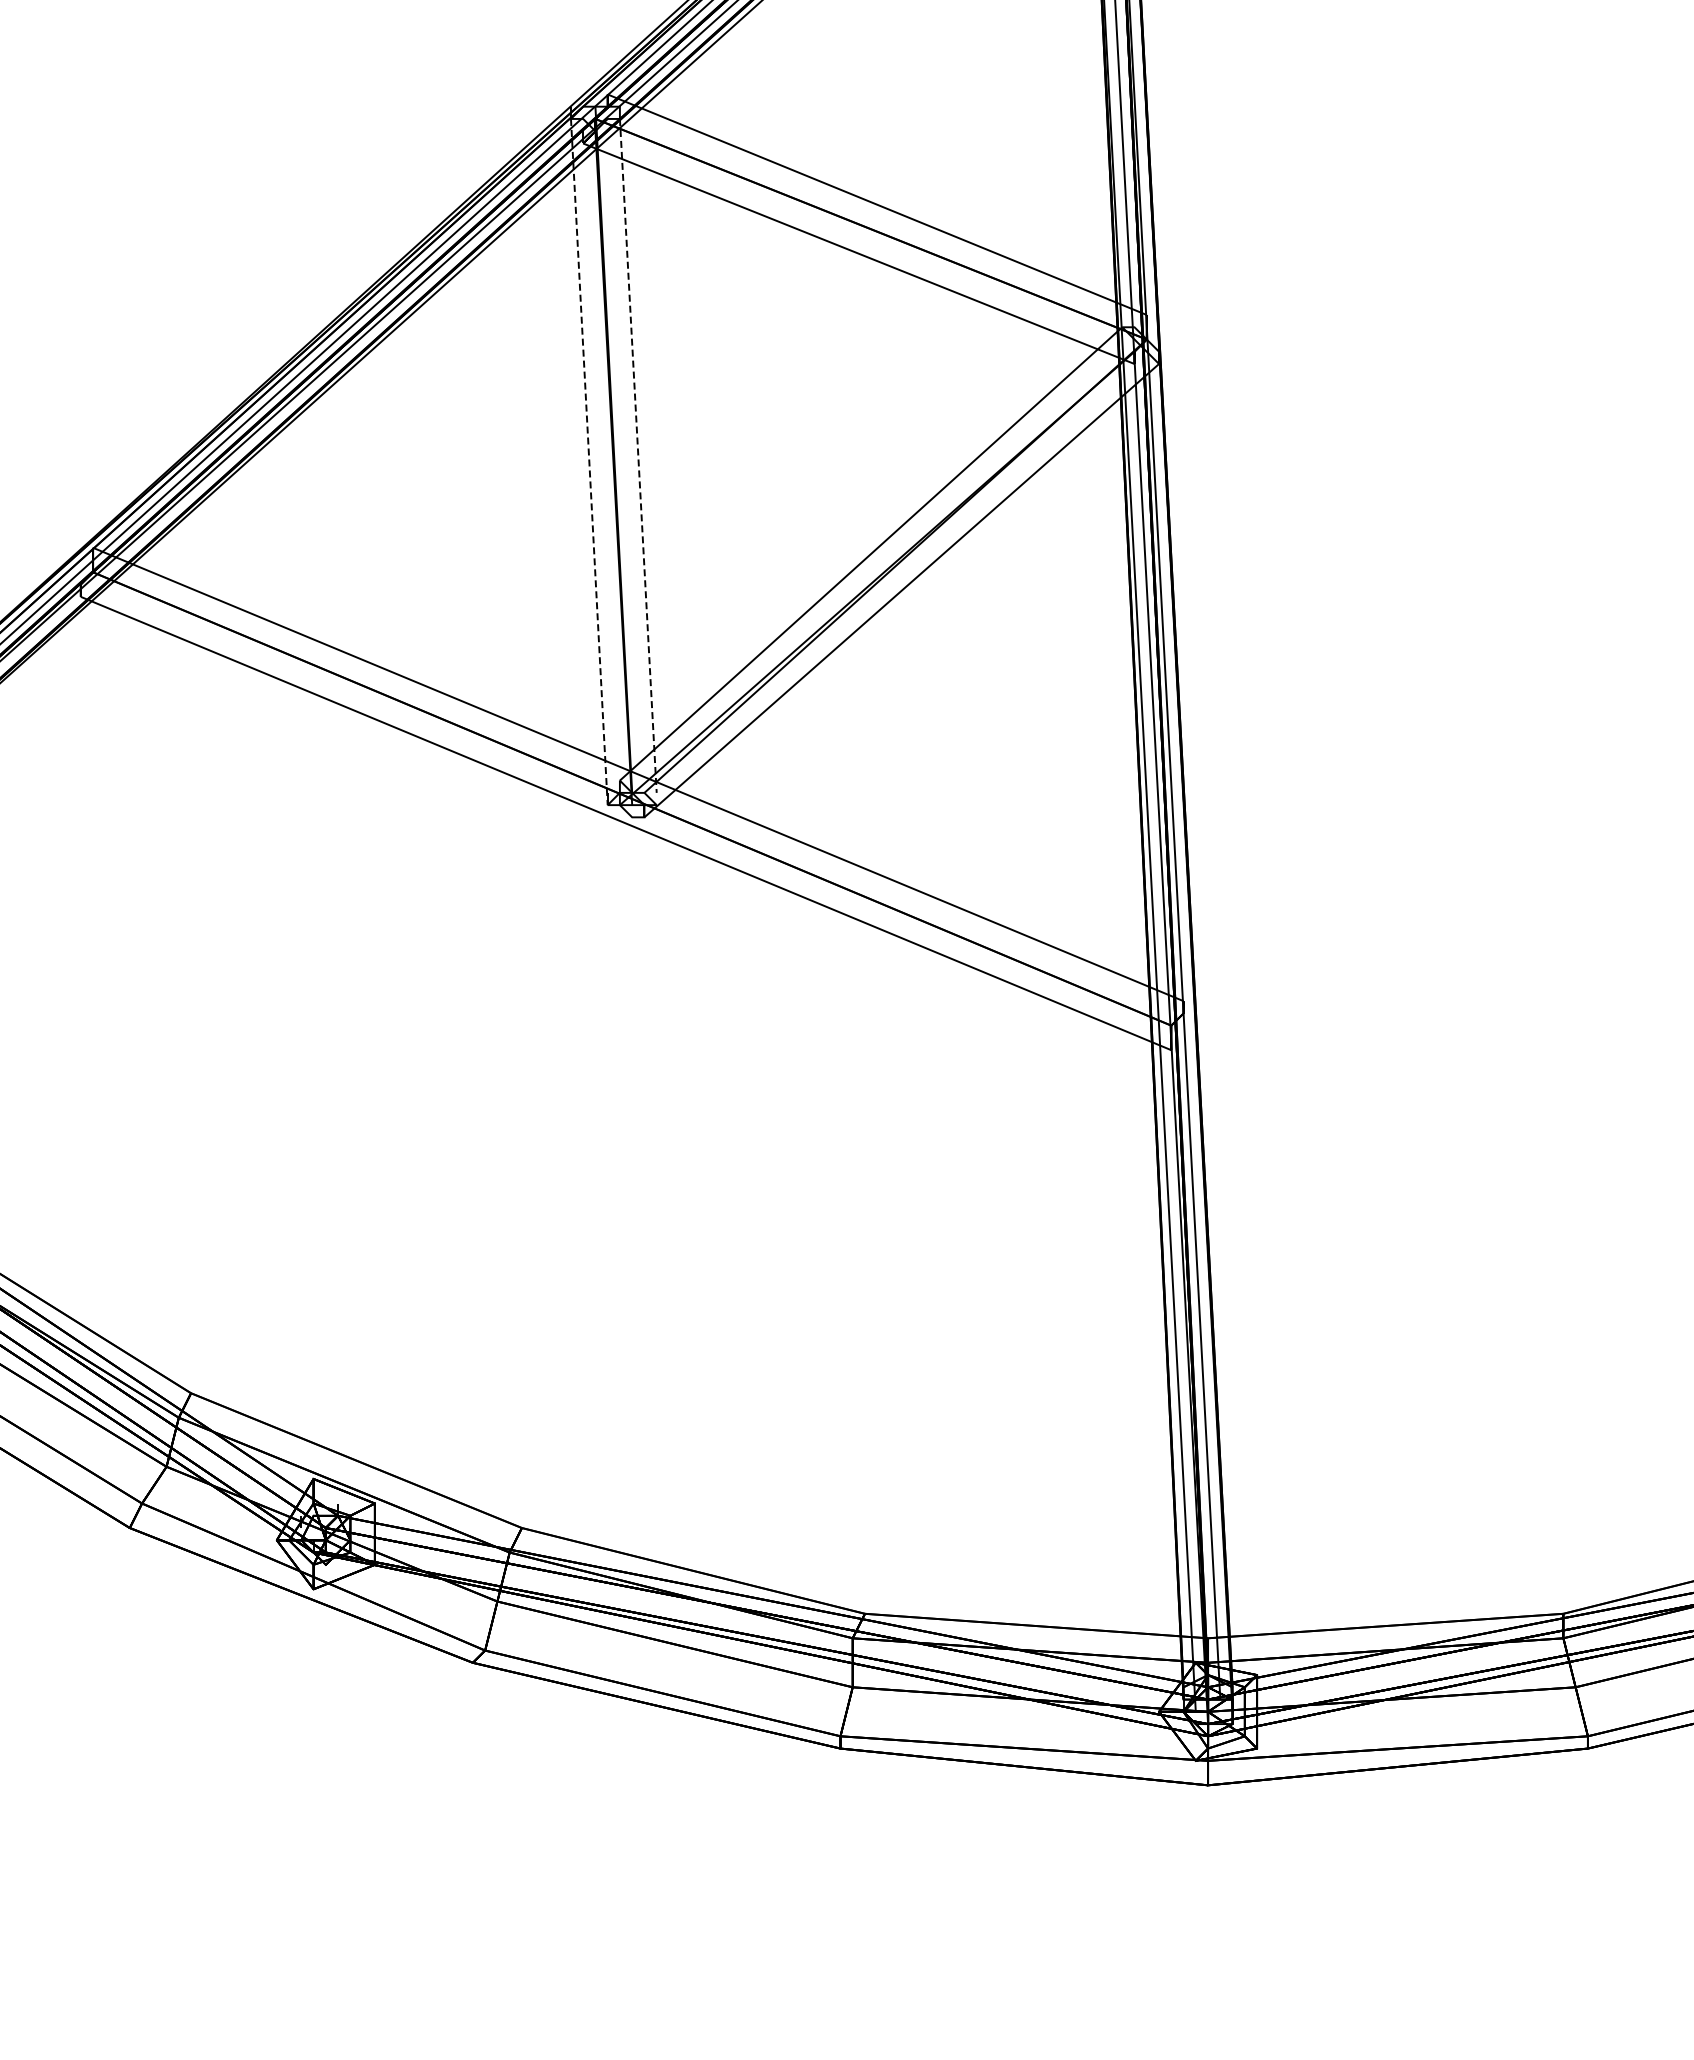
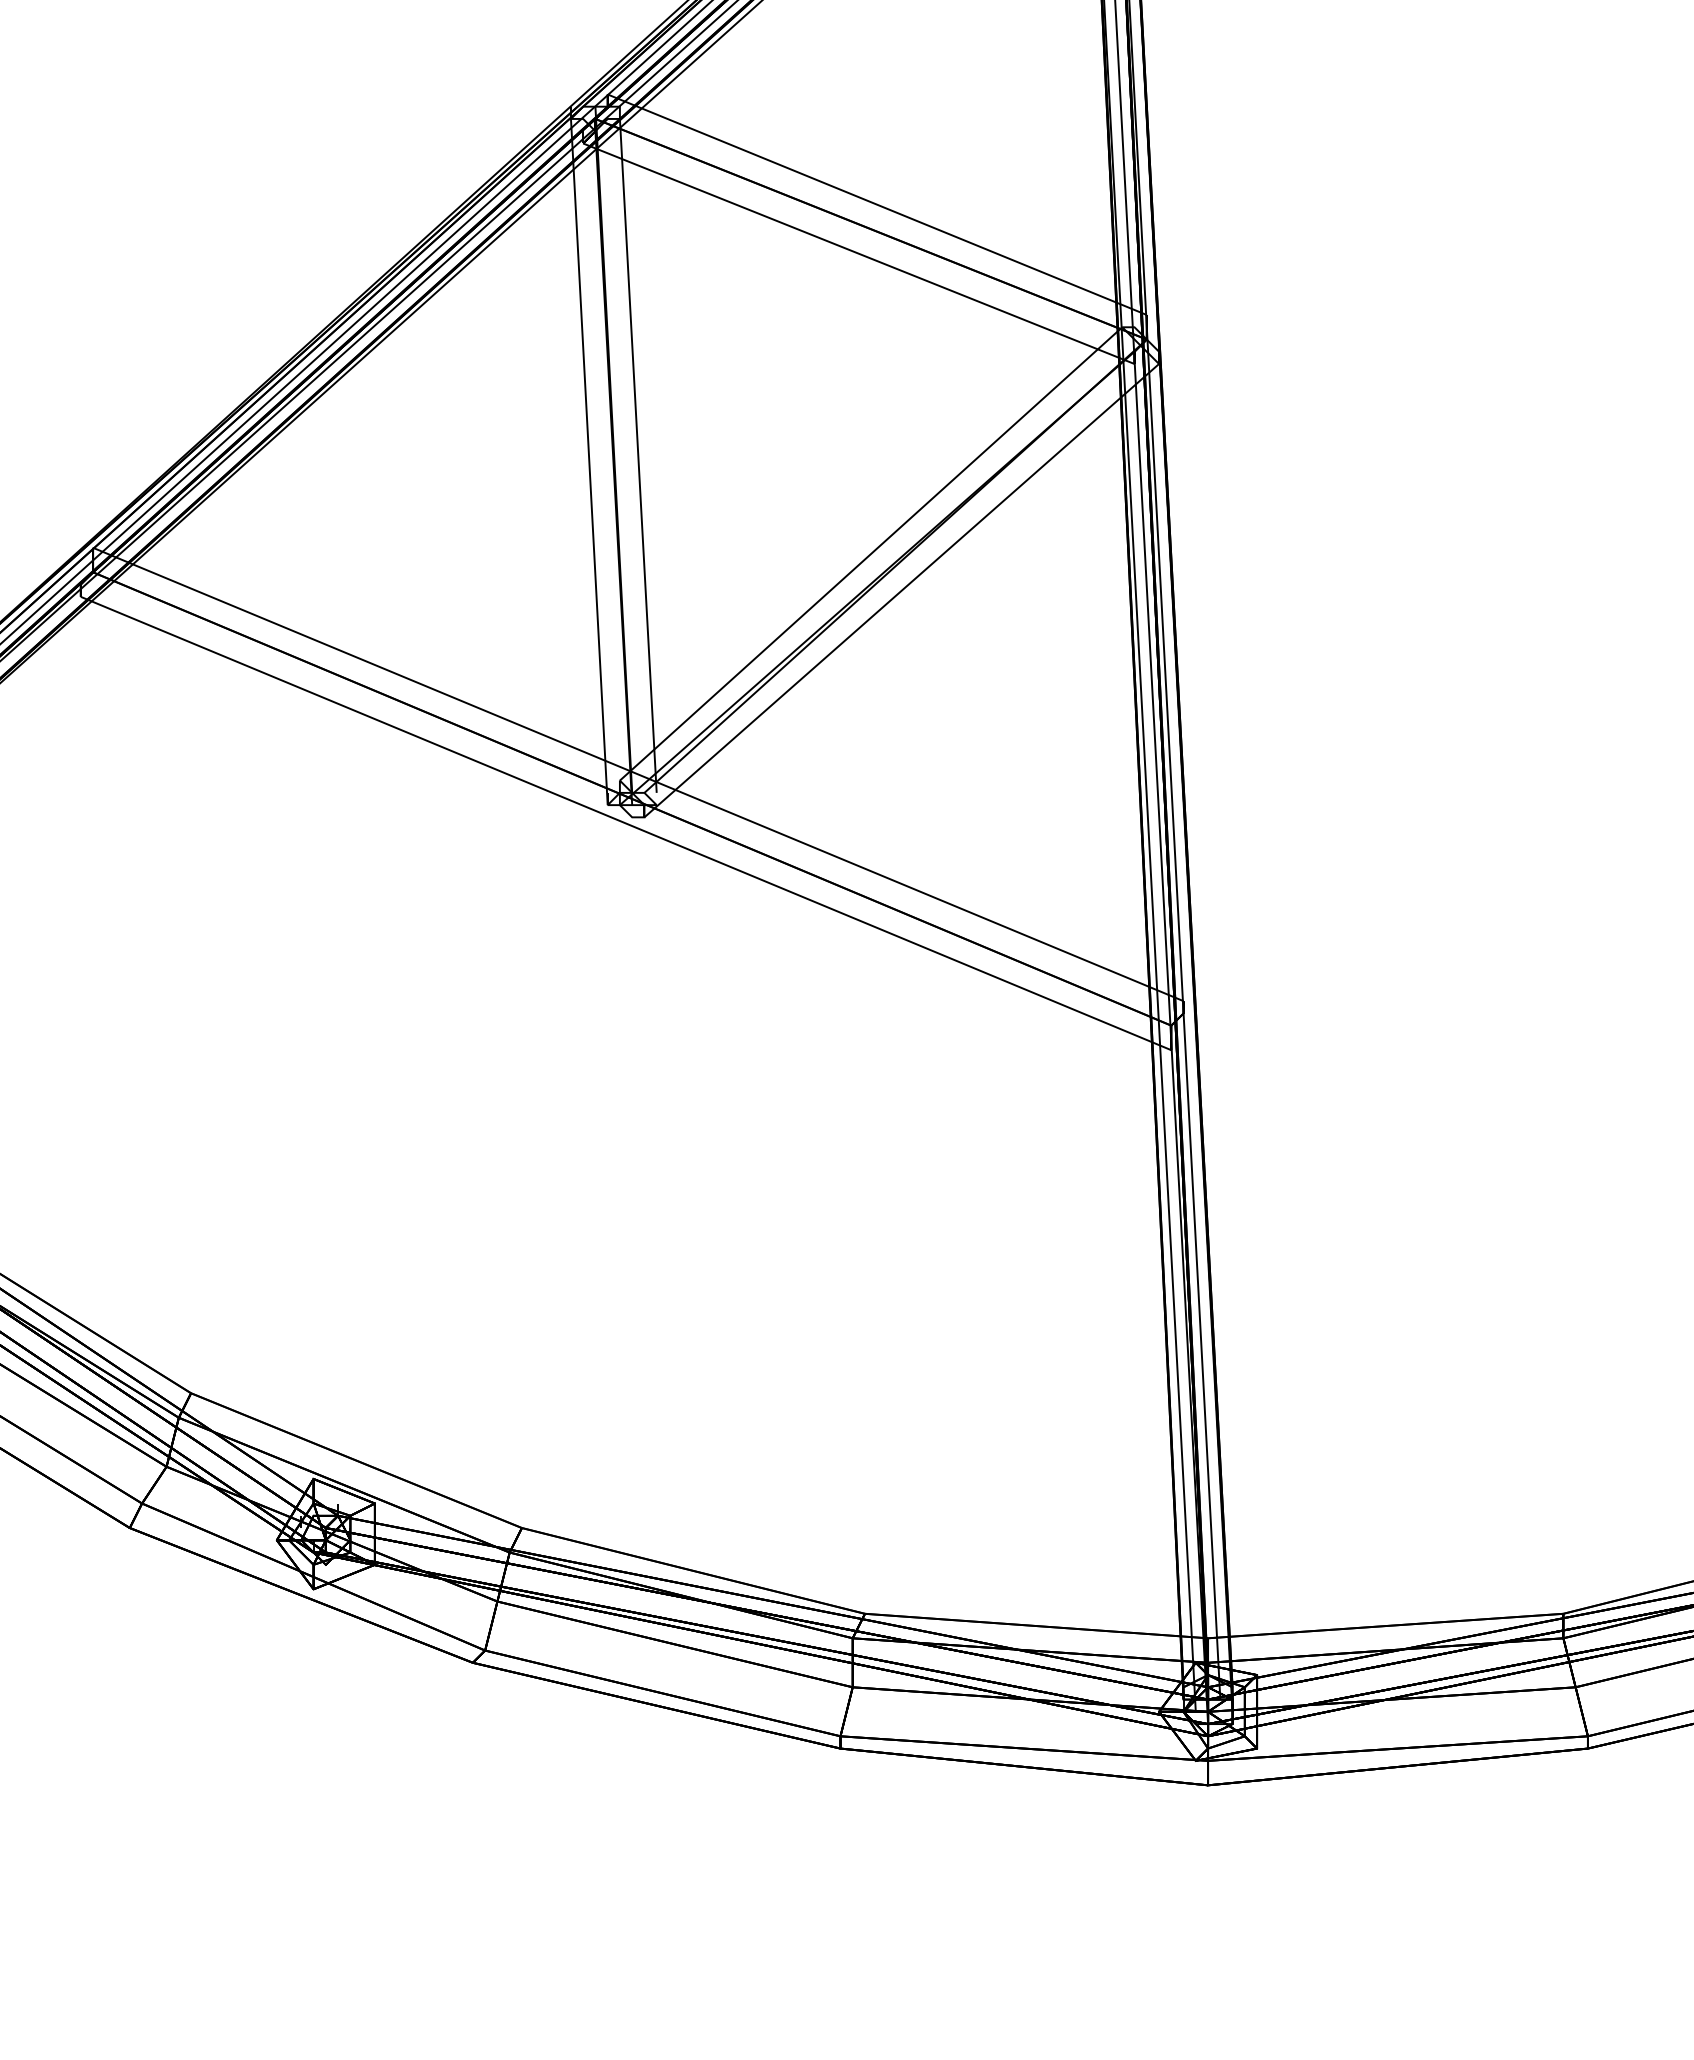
line: dashed -> solid (638, 456)
line: dashed -> solid (589, 462)
